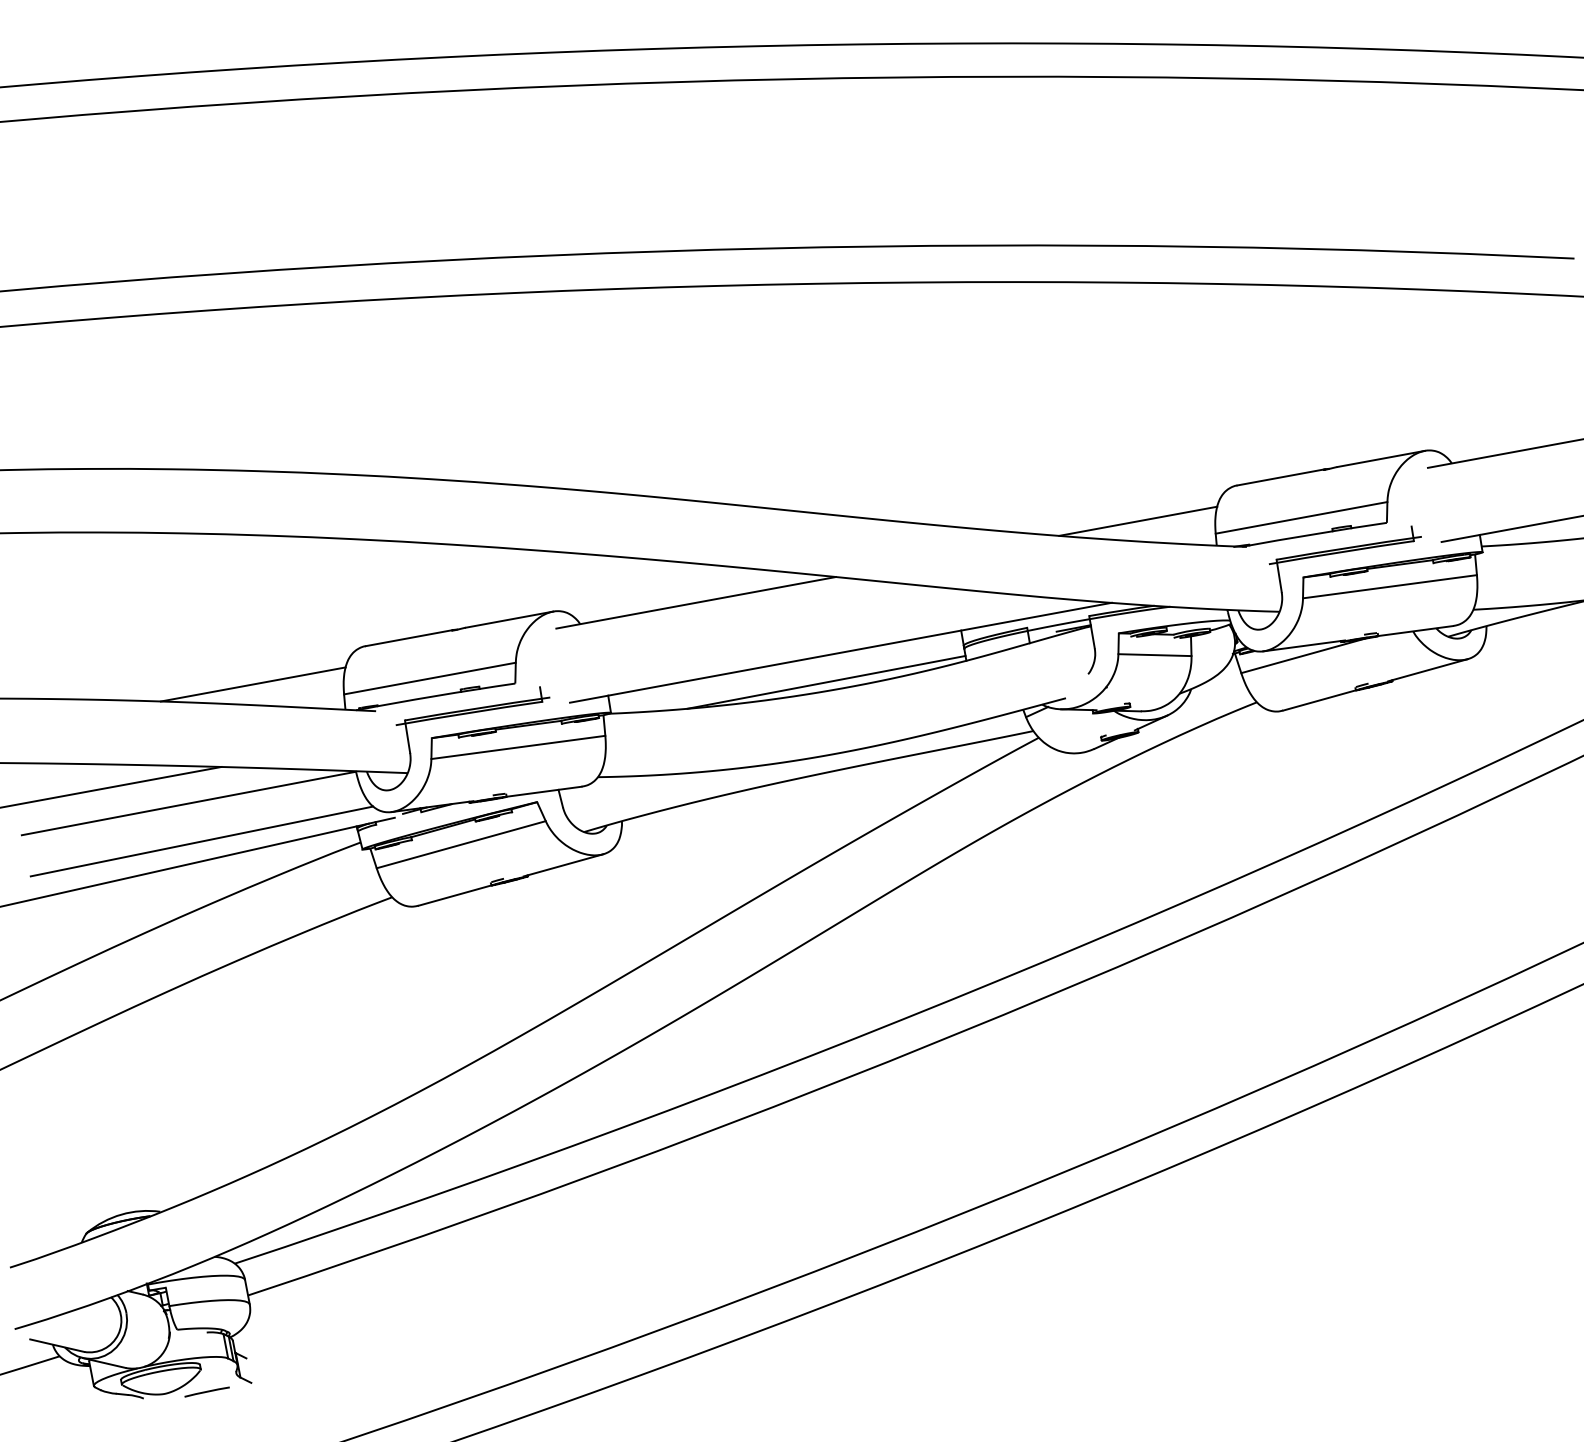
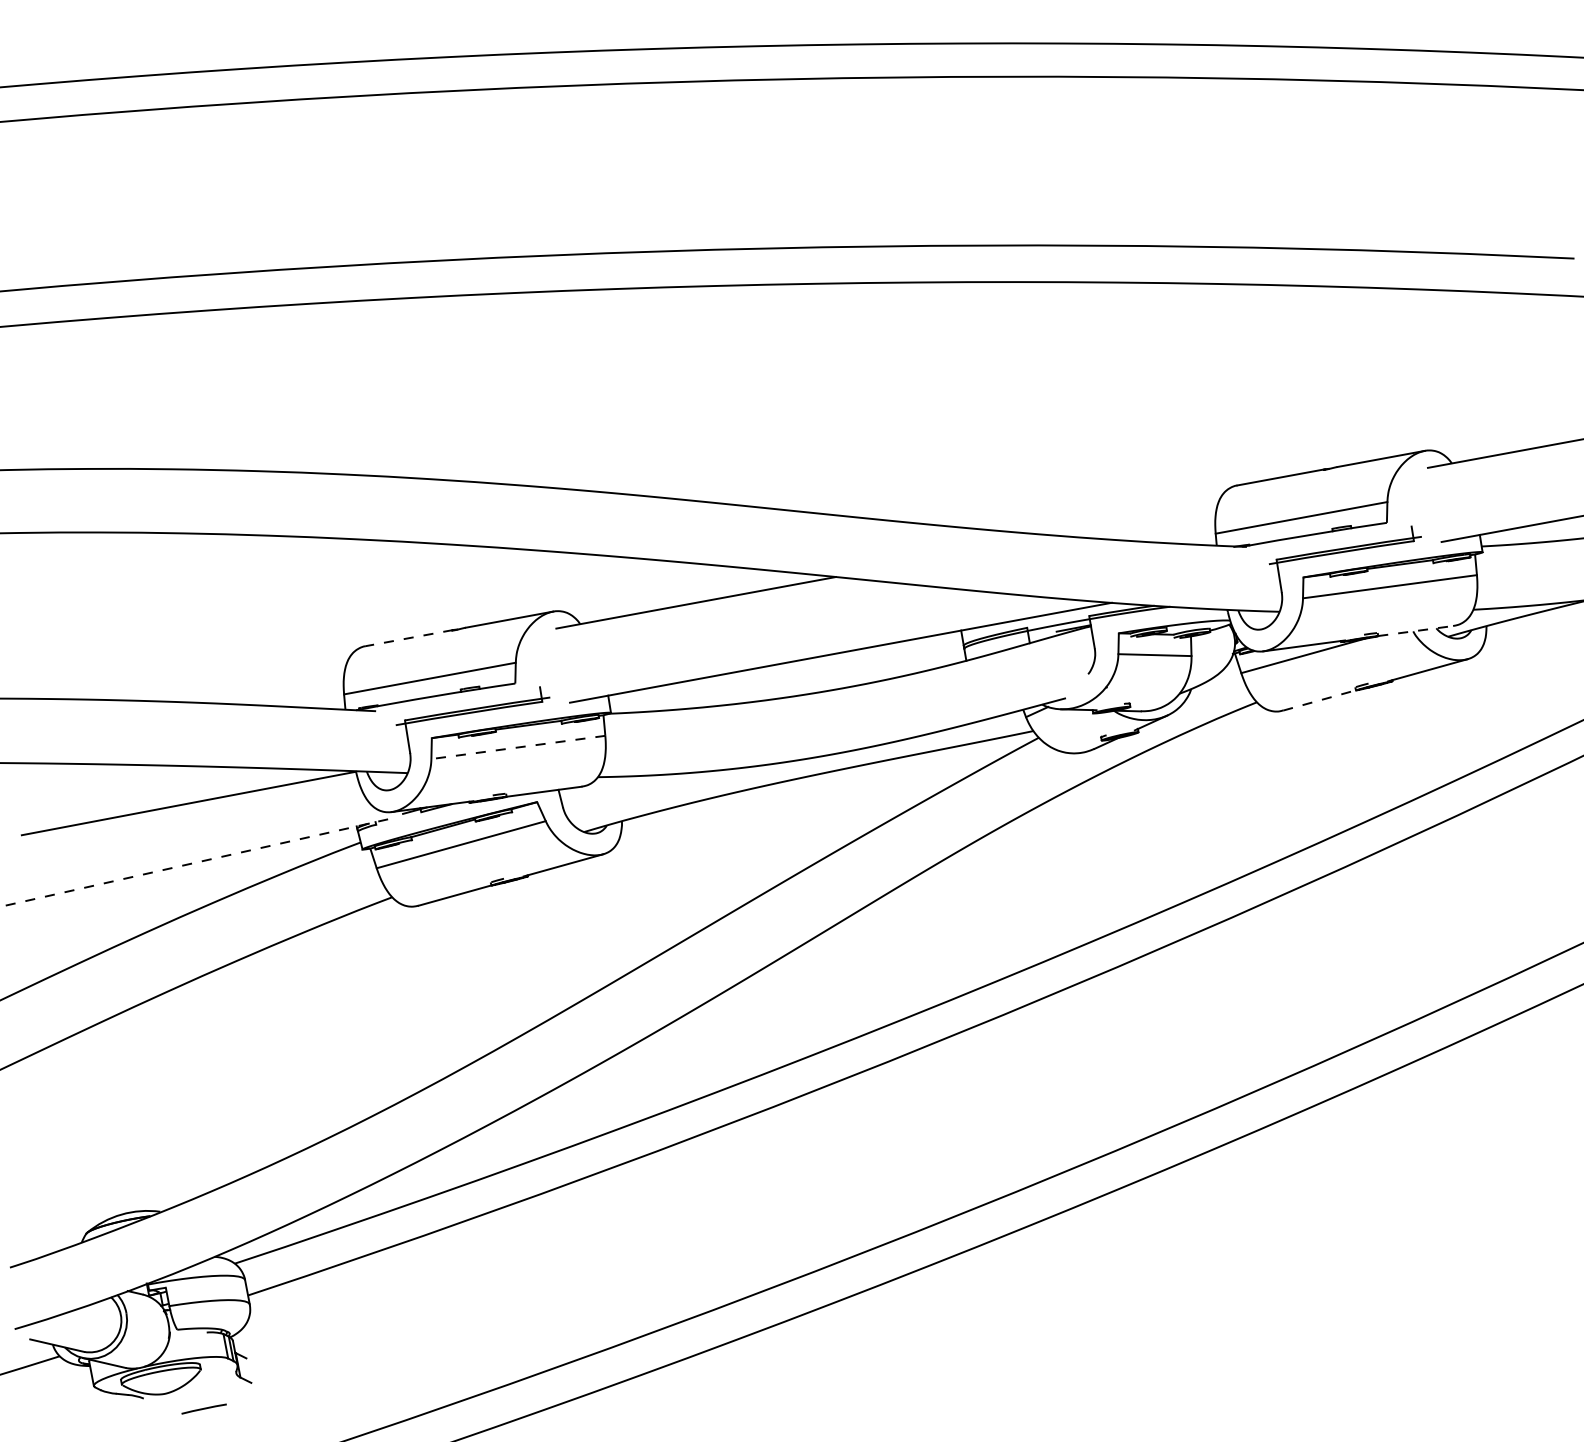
line: present -> none (1138, 520)
line: solid -> dashed (1415, 631)
line: solid -> dashed (409, 638)
line: present -> none (826, 681)
line: present -> none (252, 684)
line: solid -> dashed (1319, 700)
line: solid -> dashed (518, 747)
line: present -> none (111, 786)
line: present -> none (201, 841)
line: solid -> dashed (198, 862)
line position: (206, 1391) -> (203, 1408) (203, 1408)
